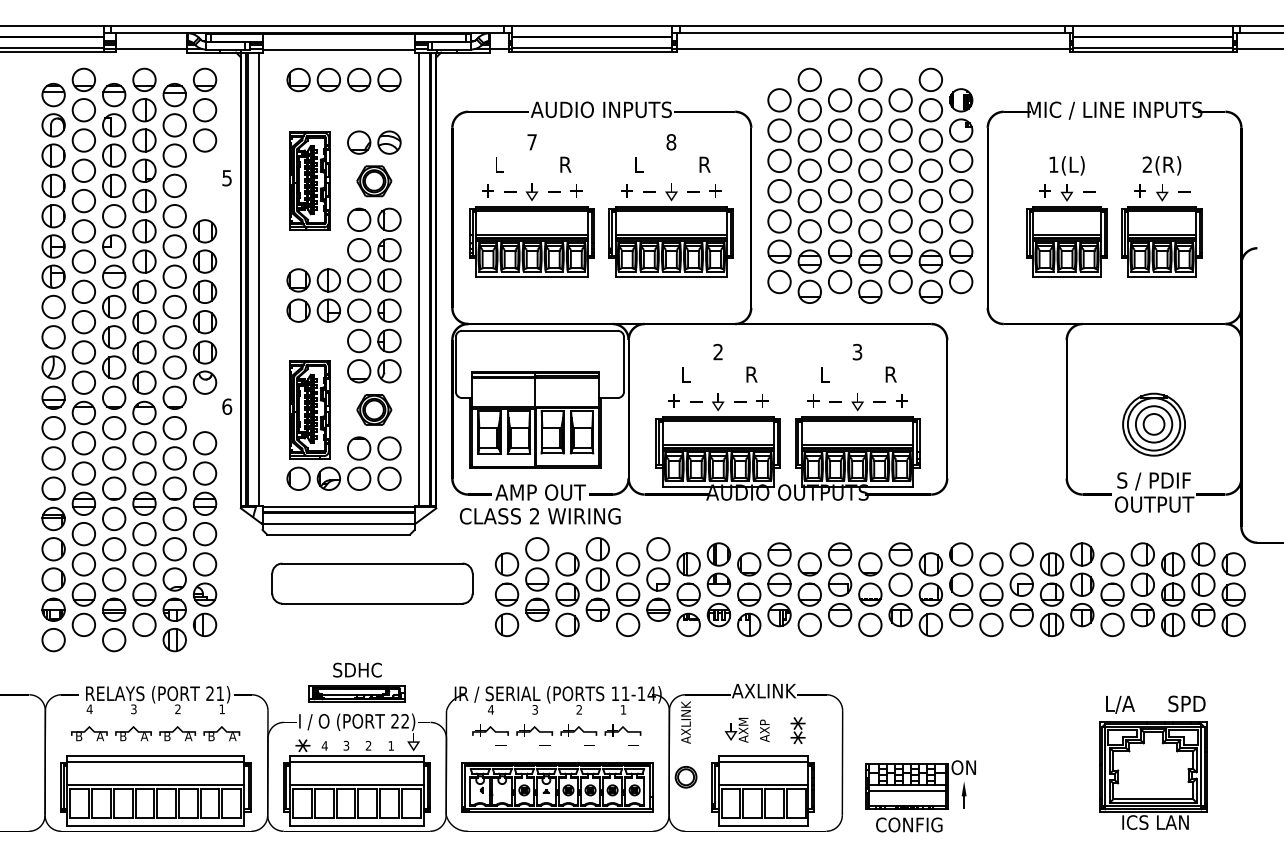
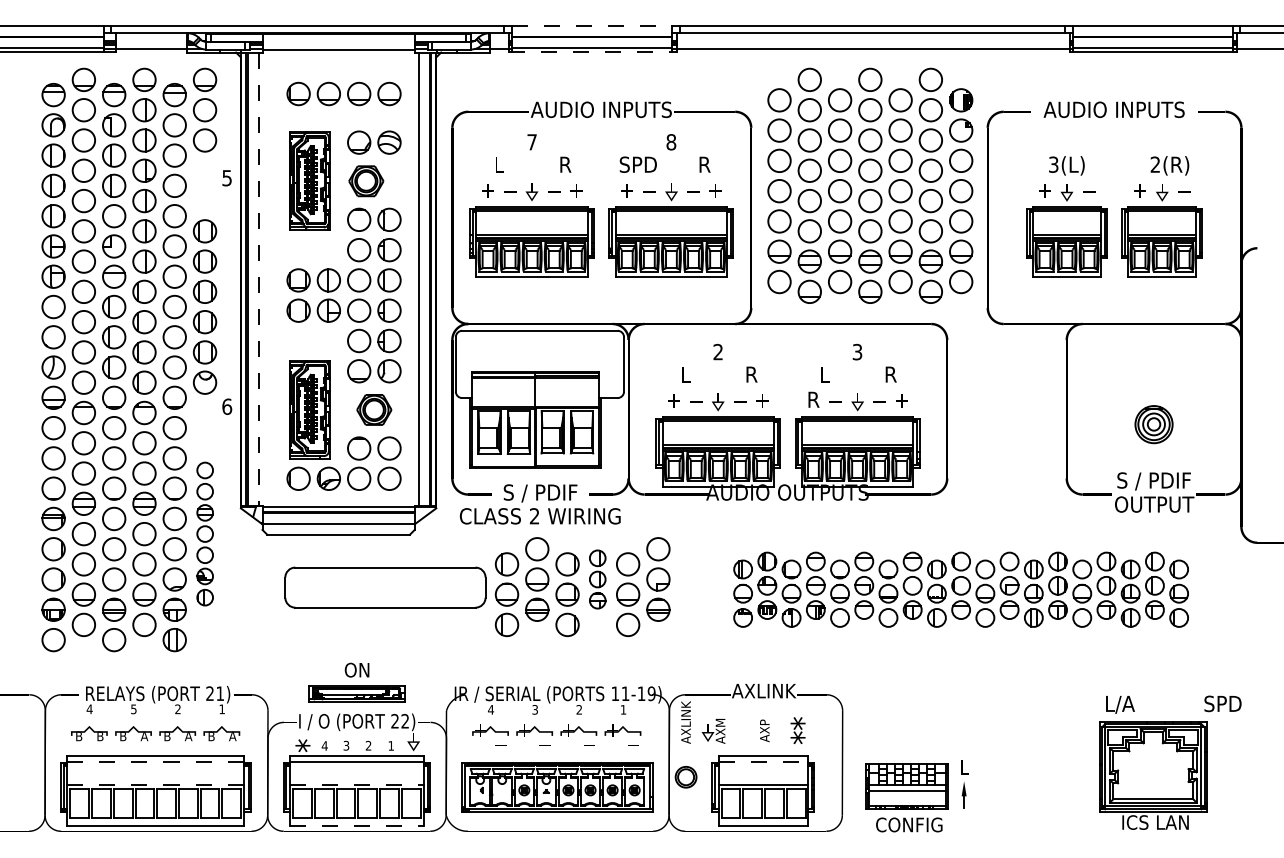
line: solid -> dashed (592, 25)
line: solid -> dashed (592, 52)
part position: (343, 79) -> (343, 93) (343, 93)
text: MIC / LINE INPUTS -> AUDIO INPUTS (1114, 110)
text: L -> SPD (637, 164)
text: 1(L) -> 3(L) (1053, 164)
text position: (1161, 165) -> (1169, 165) (1169, 165)
part position: (374, 181) -> (366, 181) (366, 181)
line: solid -> dashed (258, 279)
text: + -> R (813, 399)
part size: 64x65 px -> 40x40 px (1153, 424)
text: AMP OUT -> S / PDIF (540, 493)
part size: 25x206 px -> 18x146 px (204, 533)
part size: 25x85 px -> 18x61 px (597, 579)
part position: (372, 583) -> (385, 587) (385, 587)
part size: 570x96 px -> 456x77 px (960, 589)
text: SDHC -> ON (357, 669)
text: 11-14) -> 11-19) (651, 693)
text position: (1186, 703) -> (1222, 703) (1222, 703)
text: 3 -> 5 (133, 708)
text position: (736, 730) -> (713, 731) (713, 731)
text: A -> B (99, 736)
line: solid -> dashed (156, 762)
line: solid -> dashed (763, 762)
text: ON -> L (963, 767)
line: solid -> dashed (156, 784)
line: solid -> dashed (356, 784)
line: solid -> dashed (356, 826)
